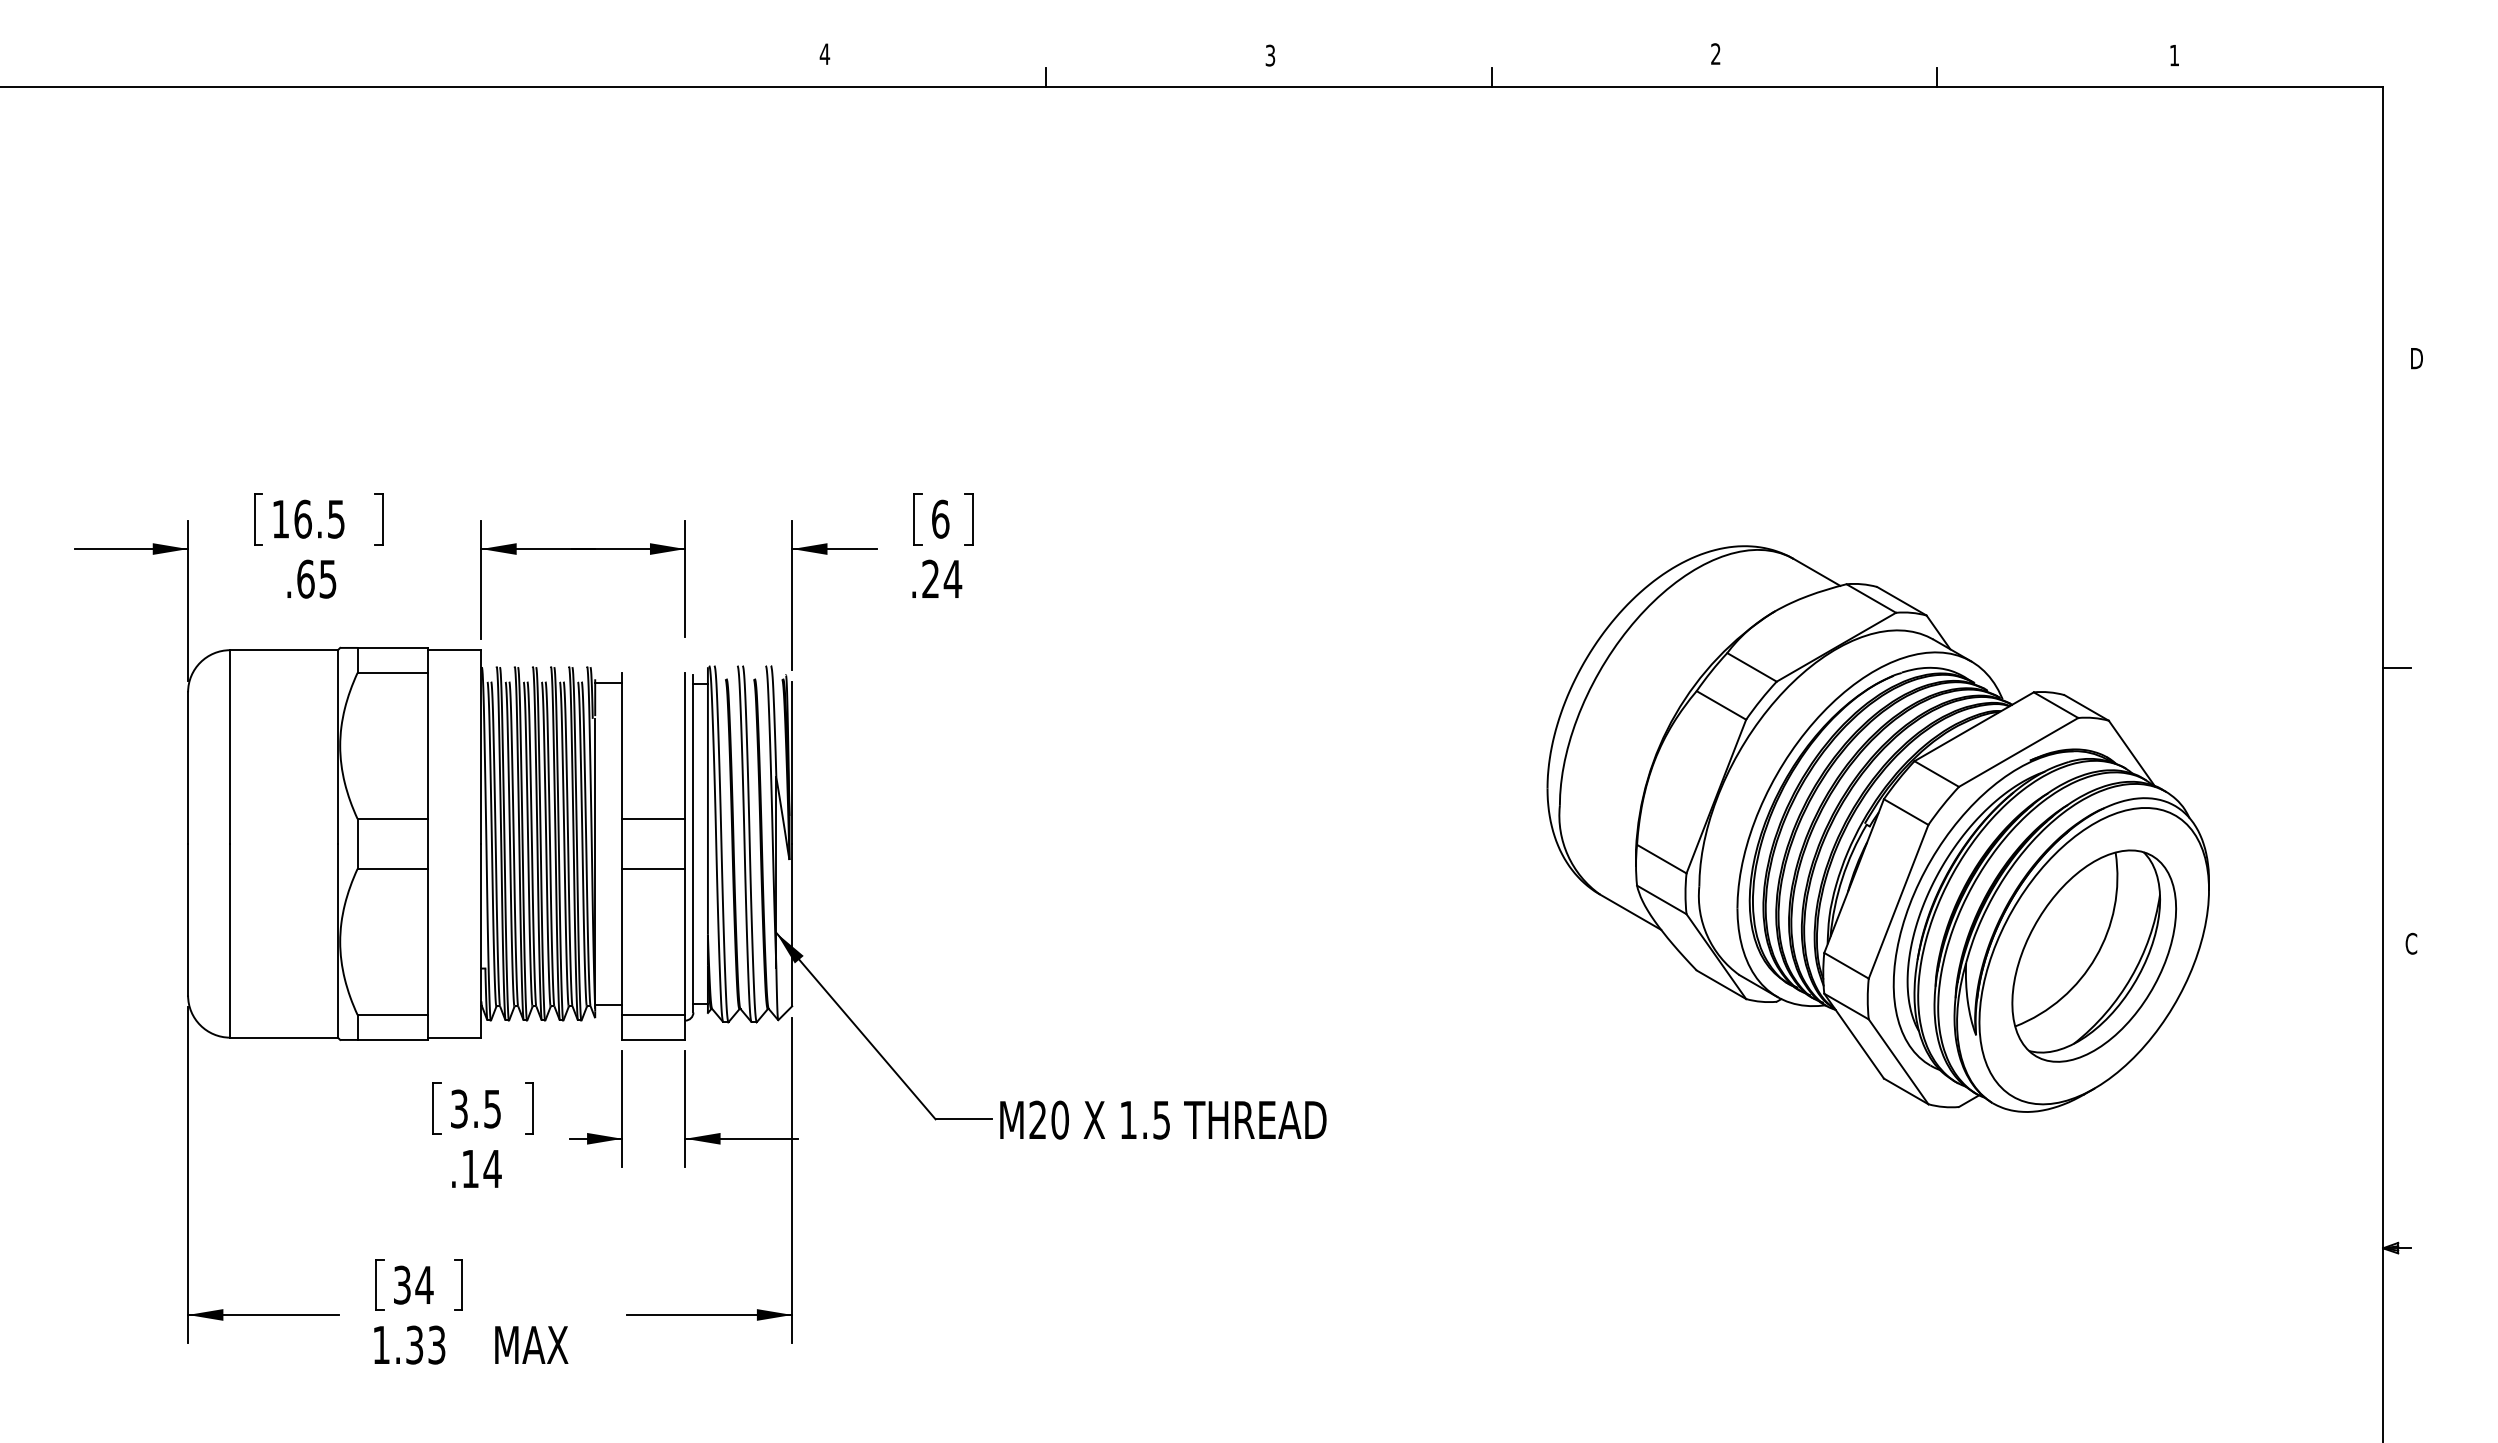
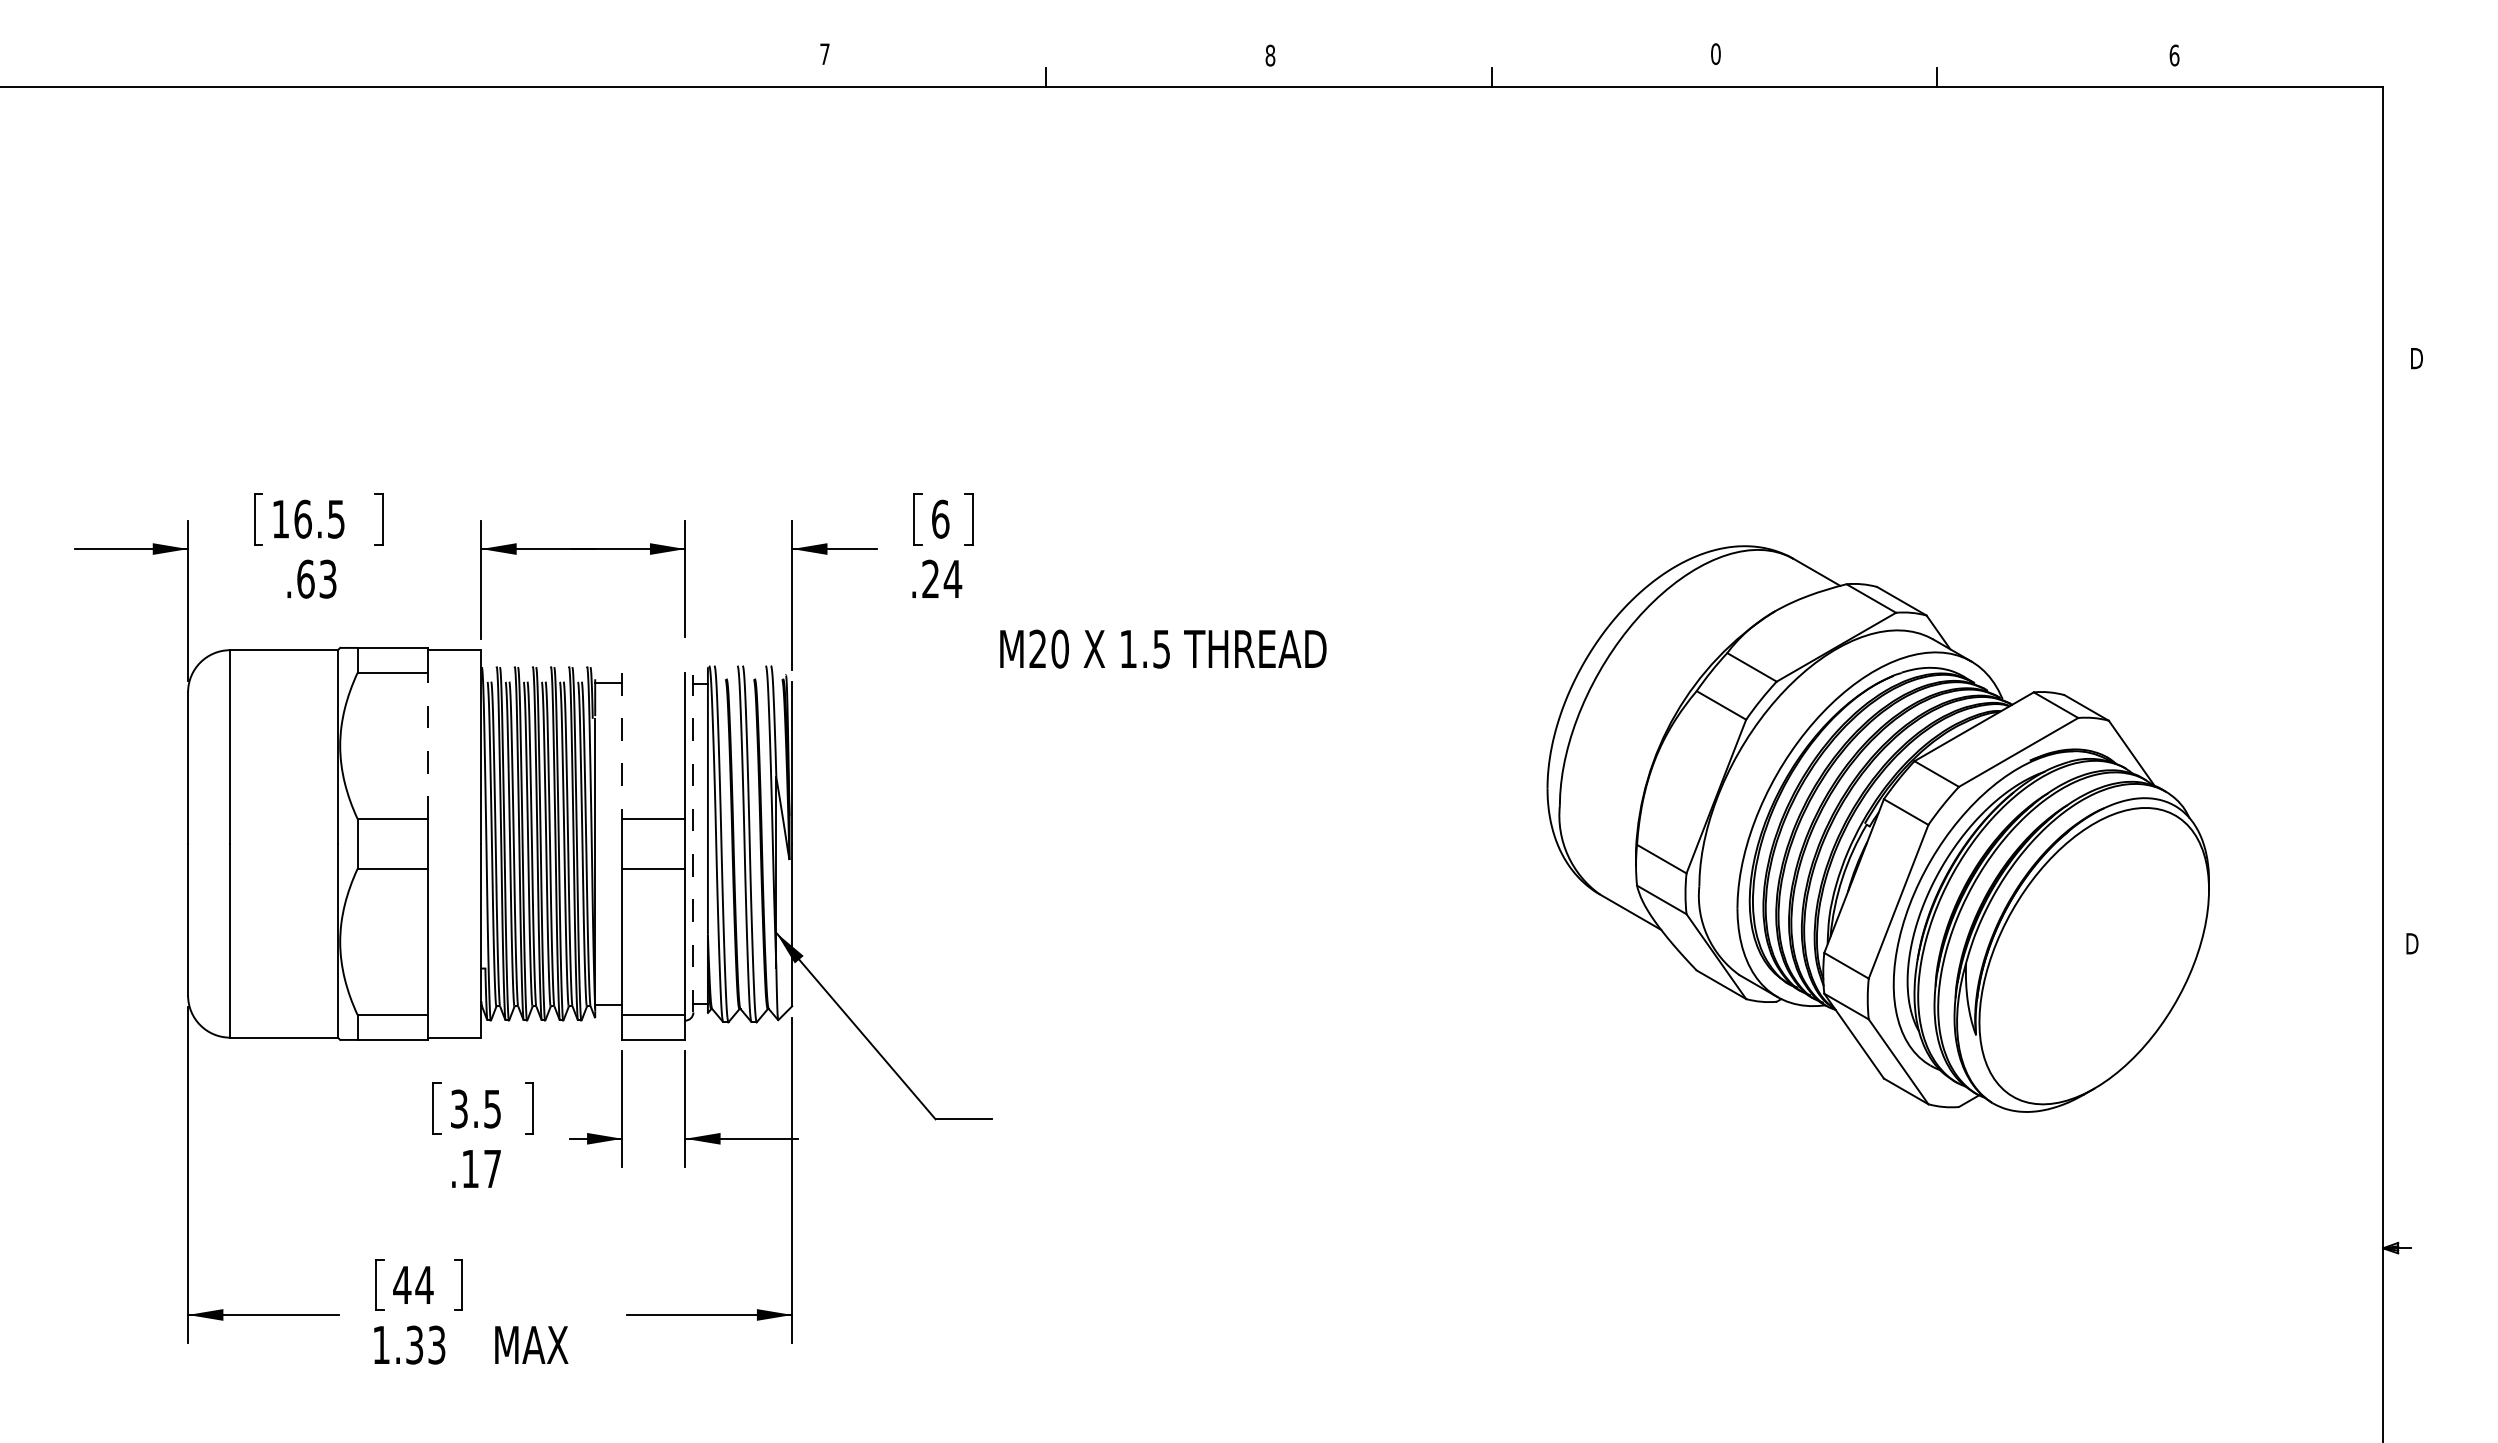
text: 4 -> 7 (824, 53)
text: 2 -> 0 (1715, 53)
text: 3 -> 8 (1270, 55)
text: 1 -> 6 (2174, 55)
text: .65 -> .63 (328, 578)
line: present -> none (2397, 668)
line: solid -> dashed (427, 745)
line: solid -> dashed (622, 746)
line: solid -> dashed (693, 843)
text: C -> D (2411, 943)
part: present -> none (2093, 955)
text position: (1163, 1119) -> (1163, 648) (1163, 648)
text: .14 -> .17 (492, 1168)
text: 34 -> 44 (402, 1284)
